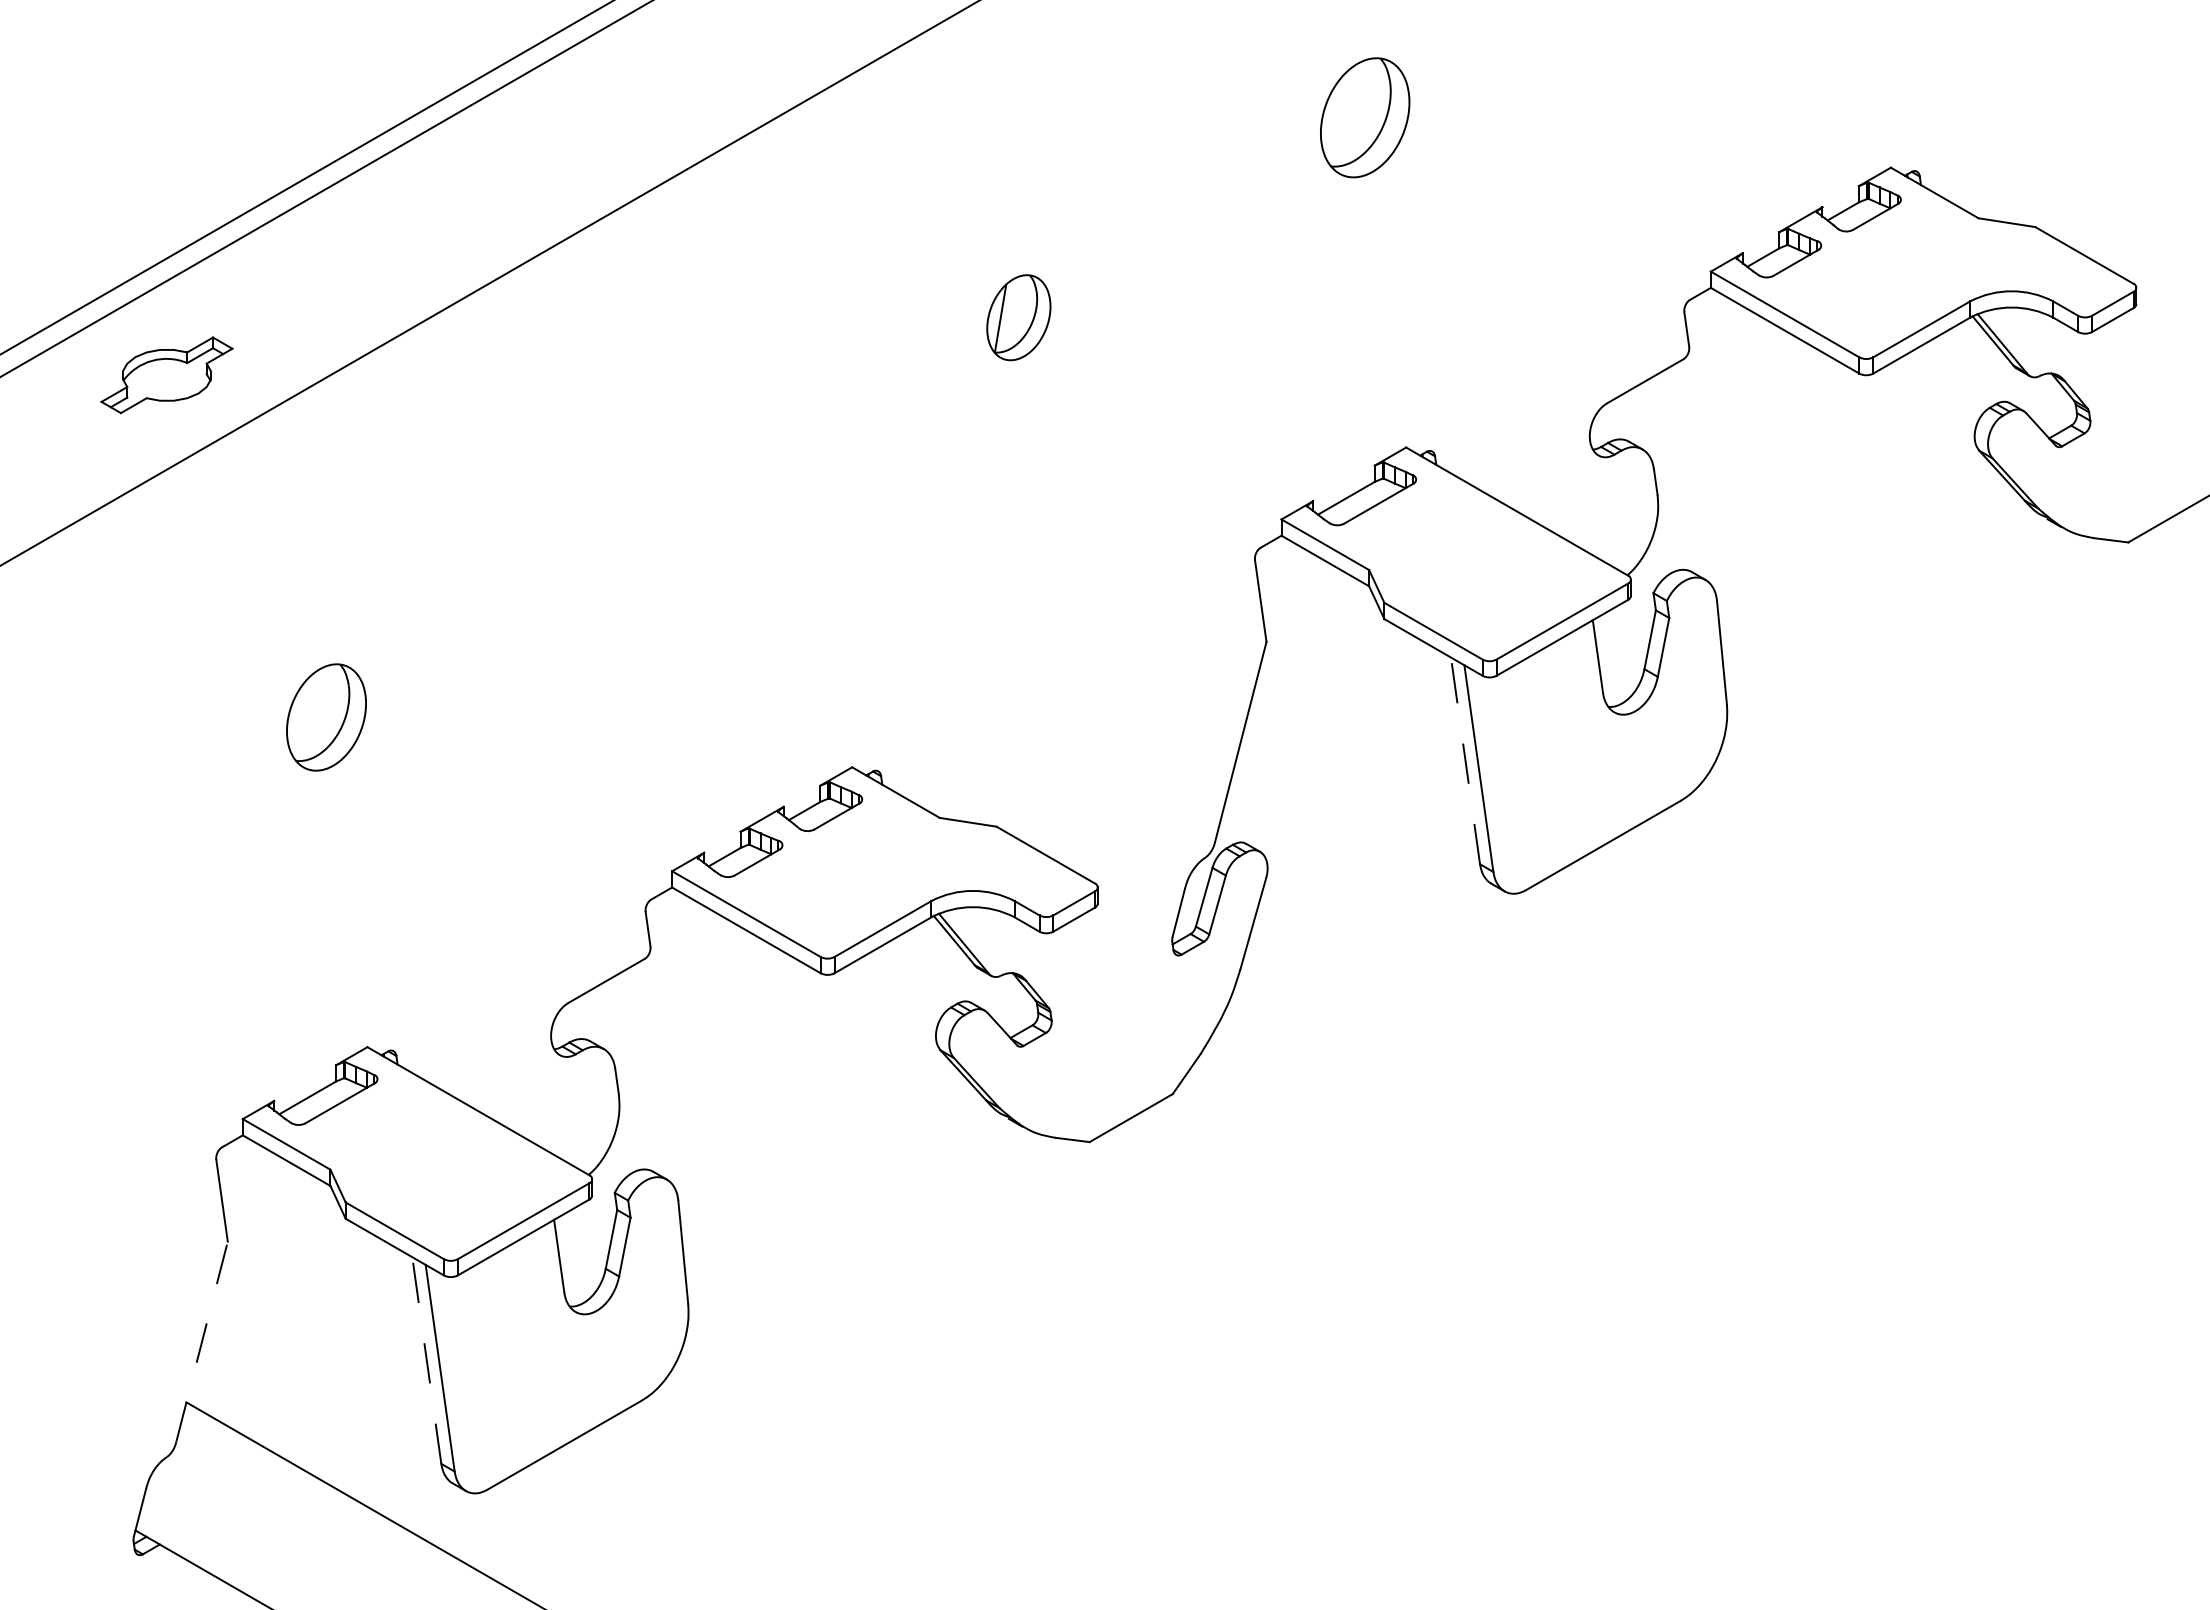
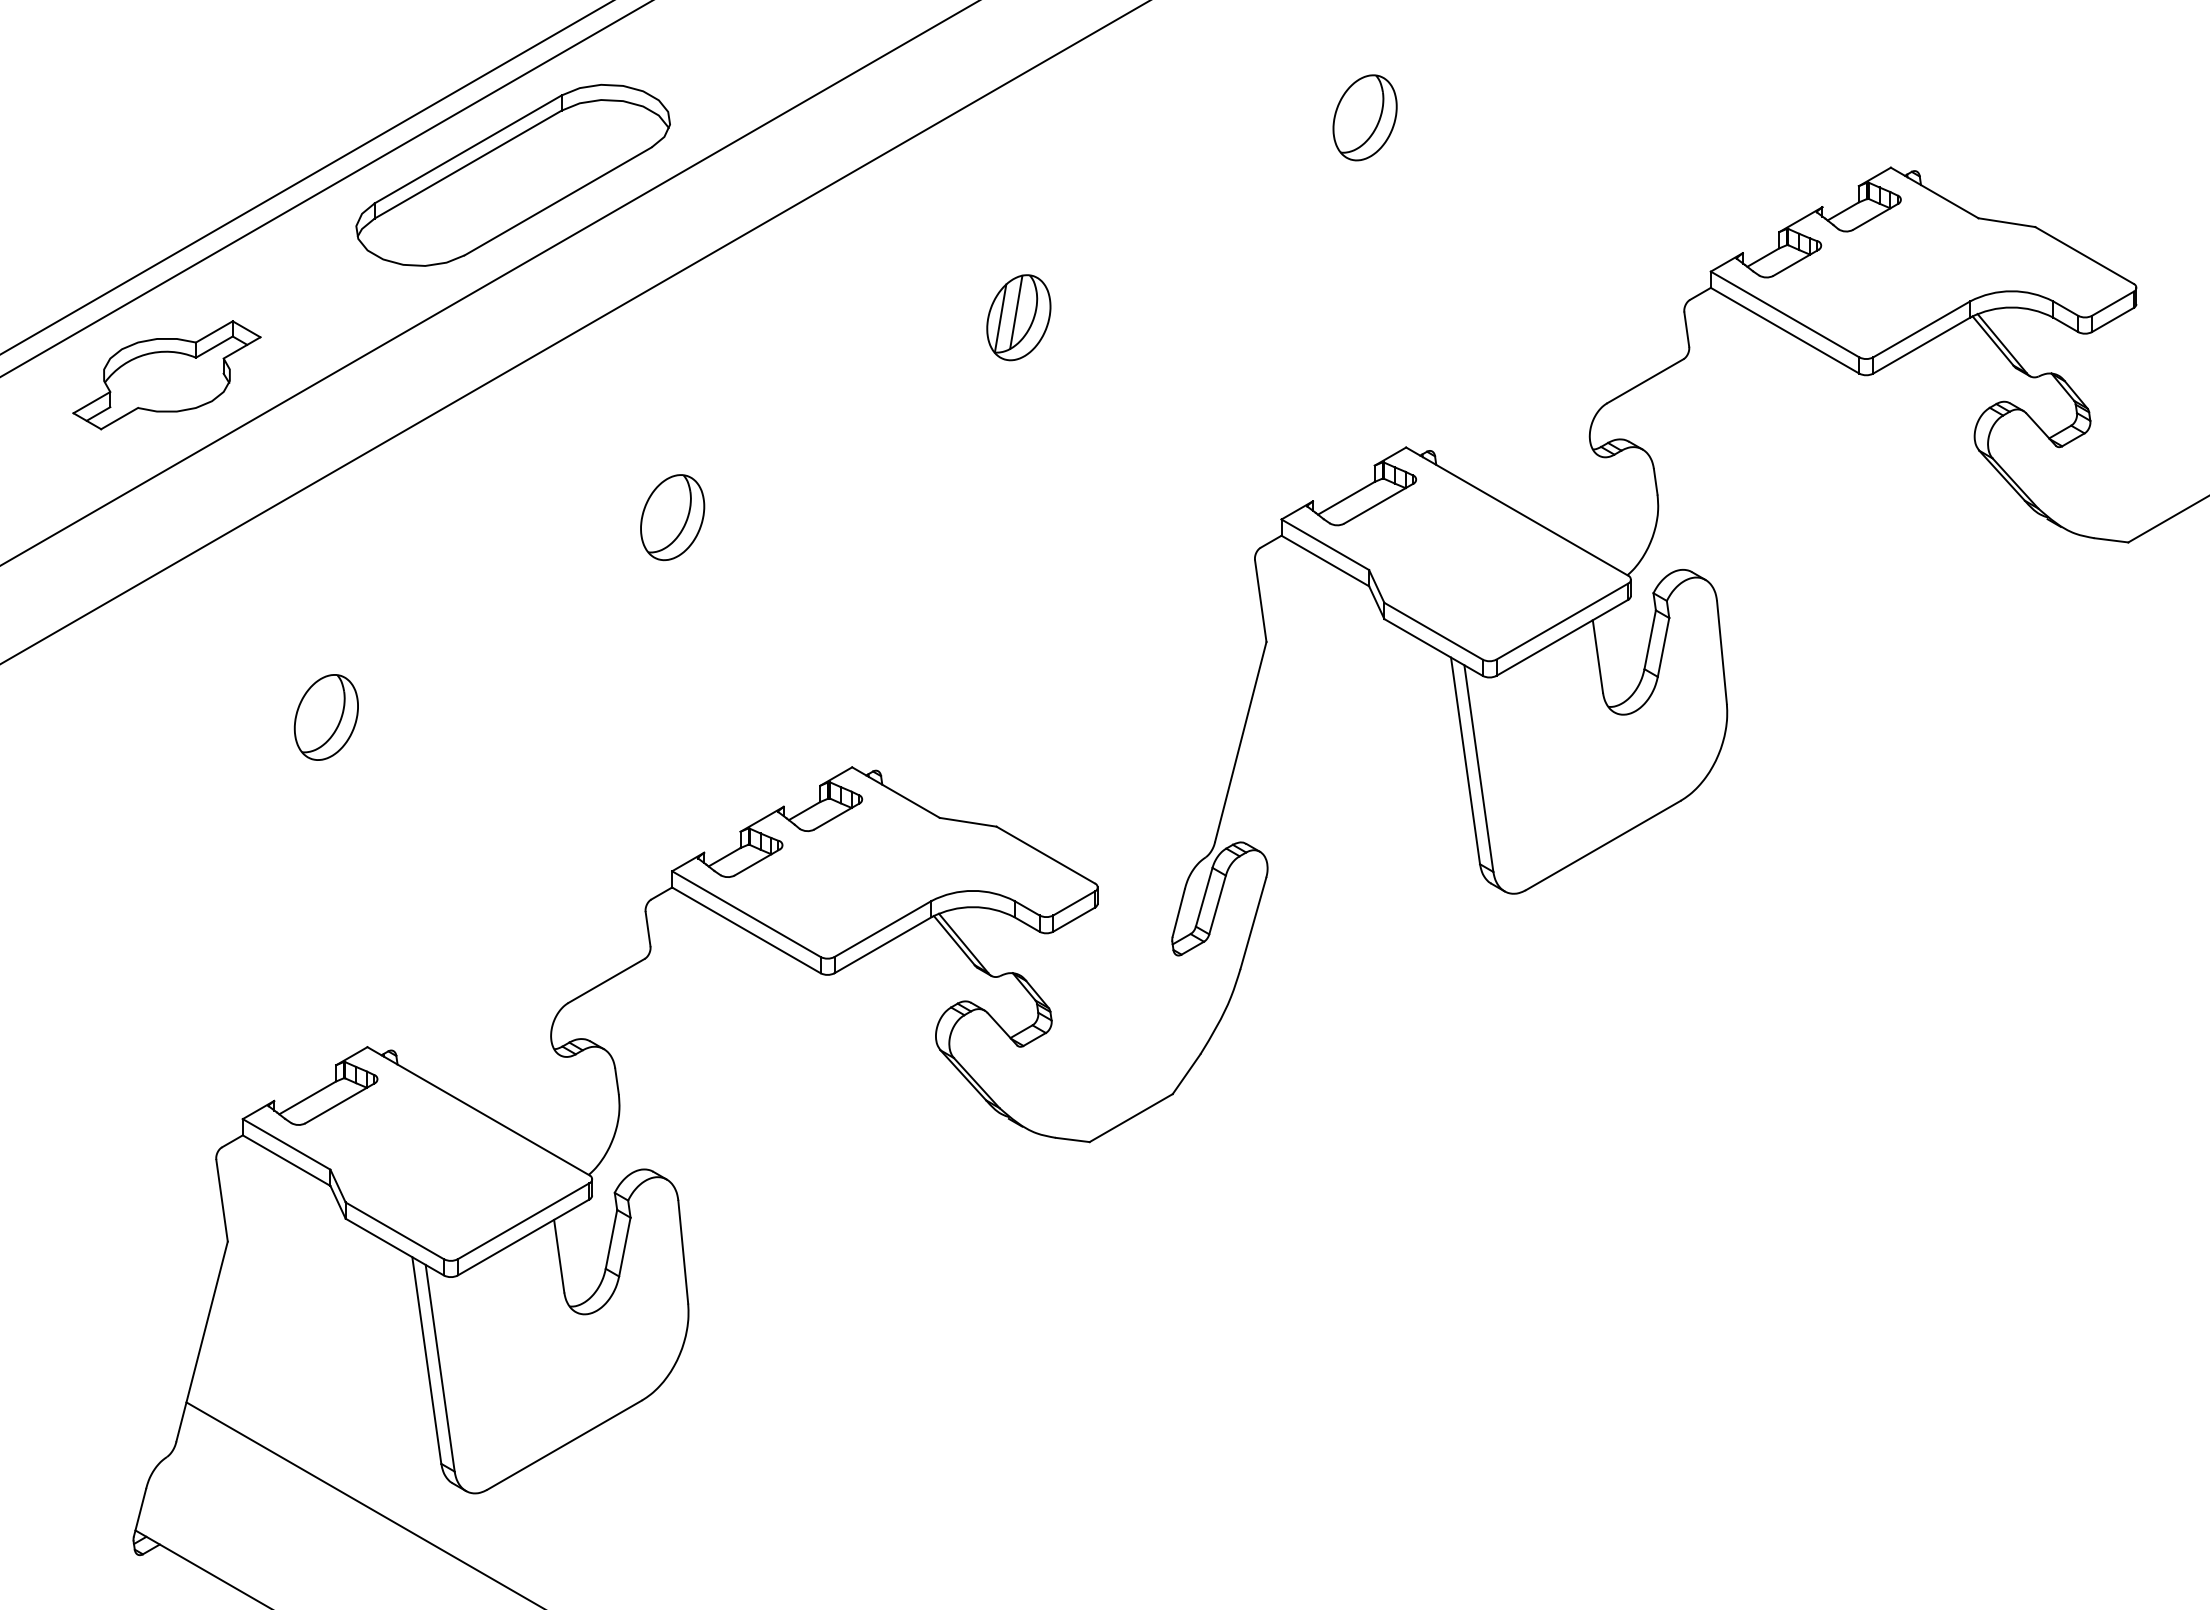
part size: 91x122 px -> 66x88 px (1364, 117)
part: none -> present (512, 174)
line: none -> present (1016, 311)
line: none -> present (574, 332)
part size: 134x79 px -> 190x111 px (166, 375)
part: none -> present (672, 517)
part size: 81x109 px -> 66x87 px (325, 717)
line: dashed -> solid (1465, 760)
line: dashed -> solid (202, 1341)
line: dashed -> solid (426, 1360)
